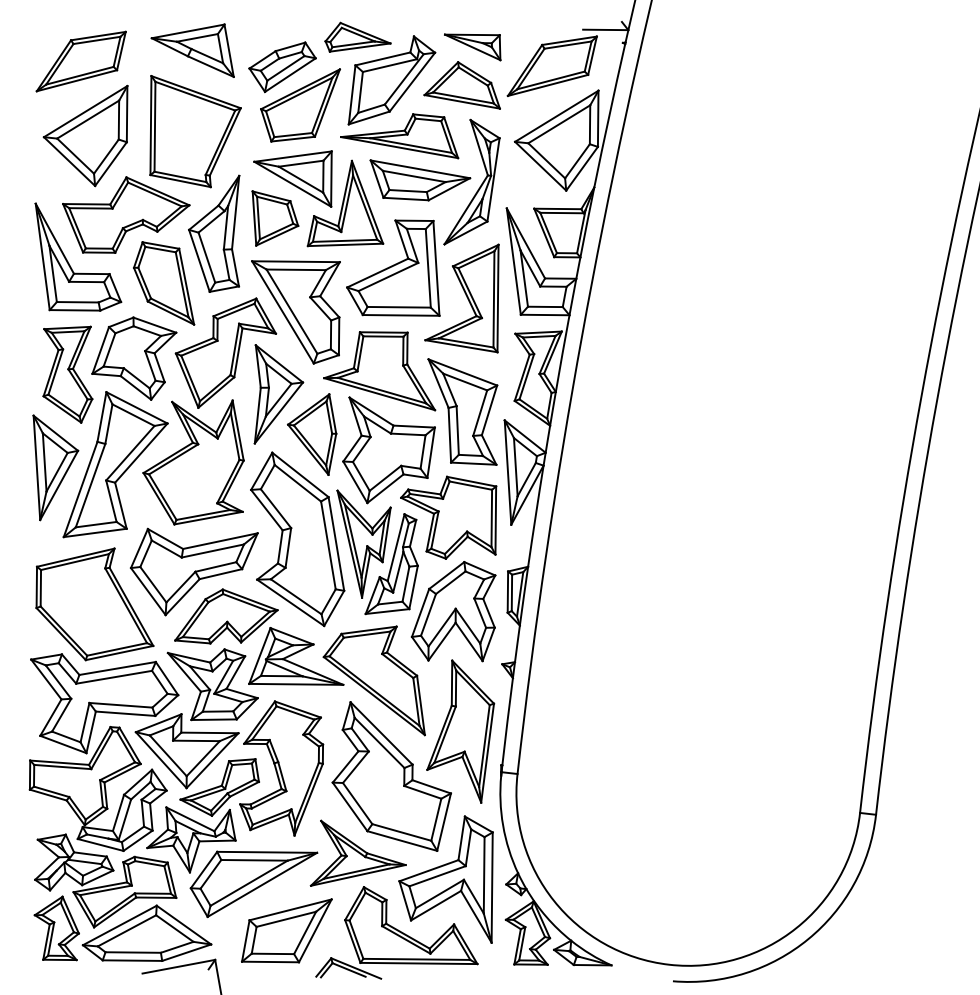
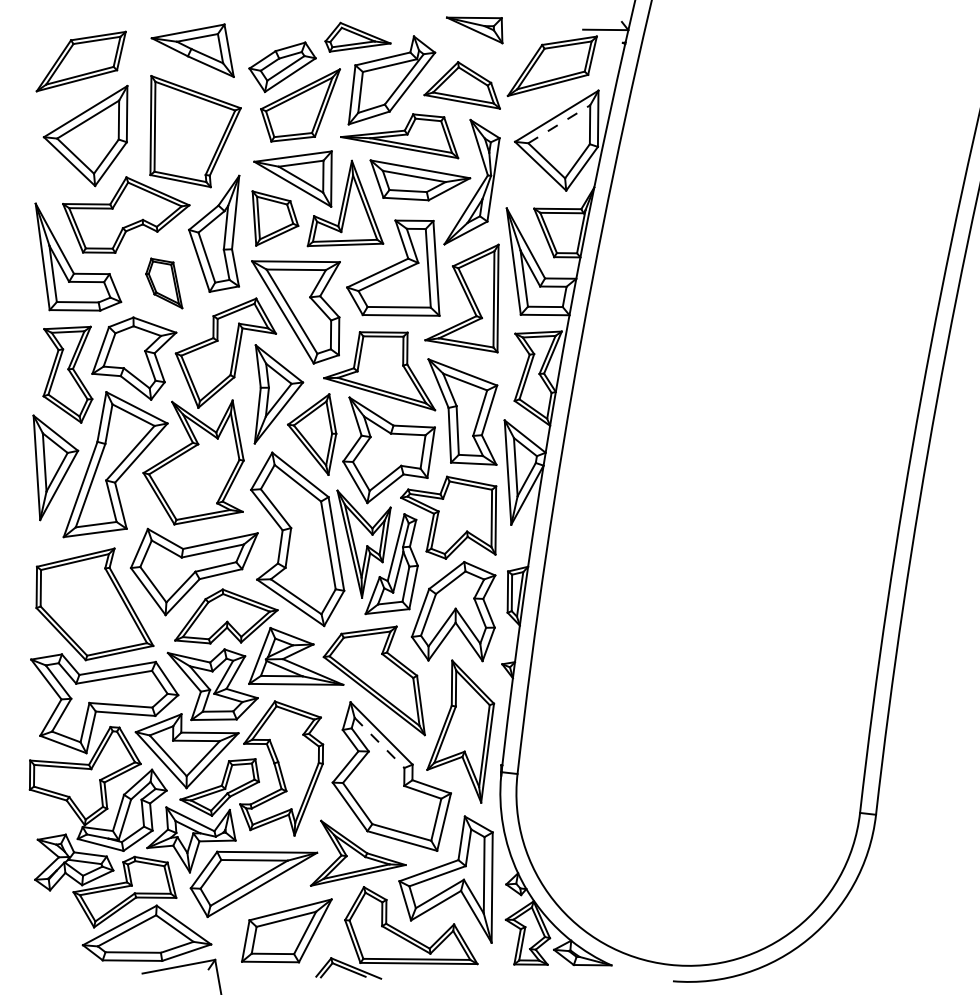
part position: (472, 47) -> (474, 30) (474, 30)
line: solid -> dashed (559, 124)
part size: 63x85 px -> 39x53 px (164, 283)
line: solid -> dashed (379, 743)
part: present -> none (56, 928)
